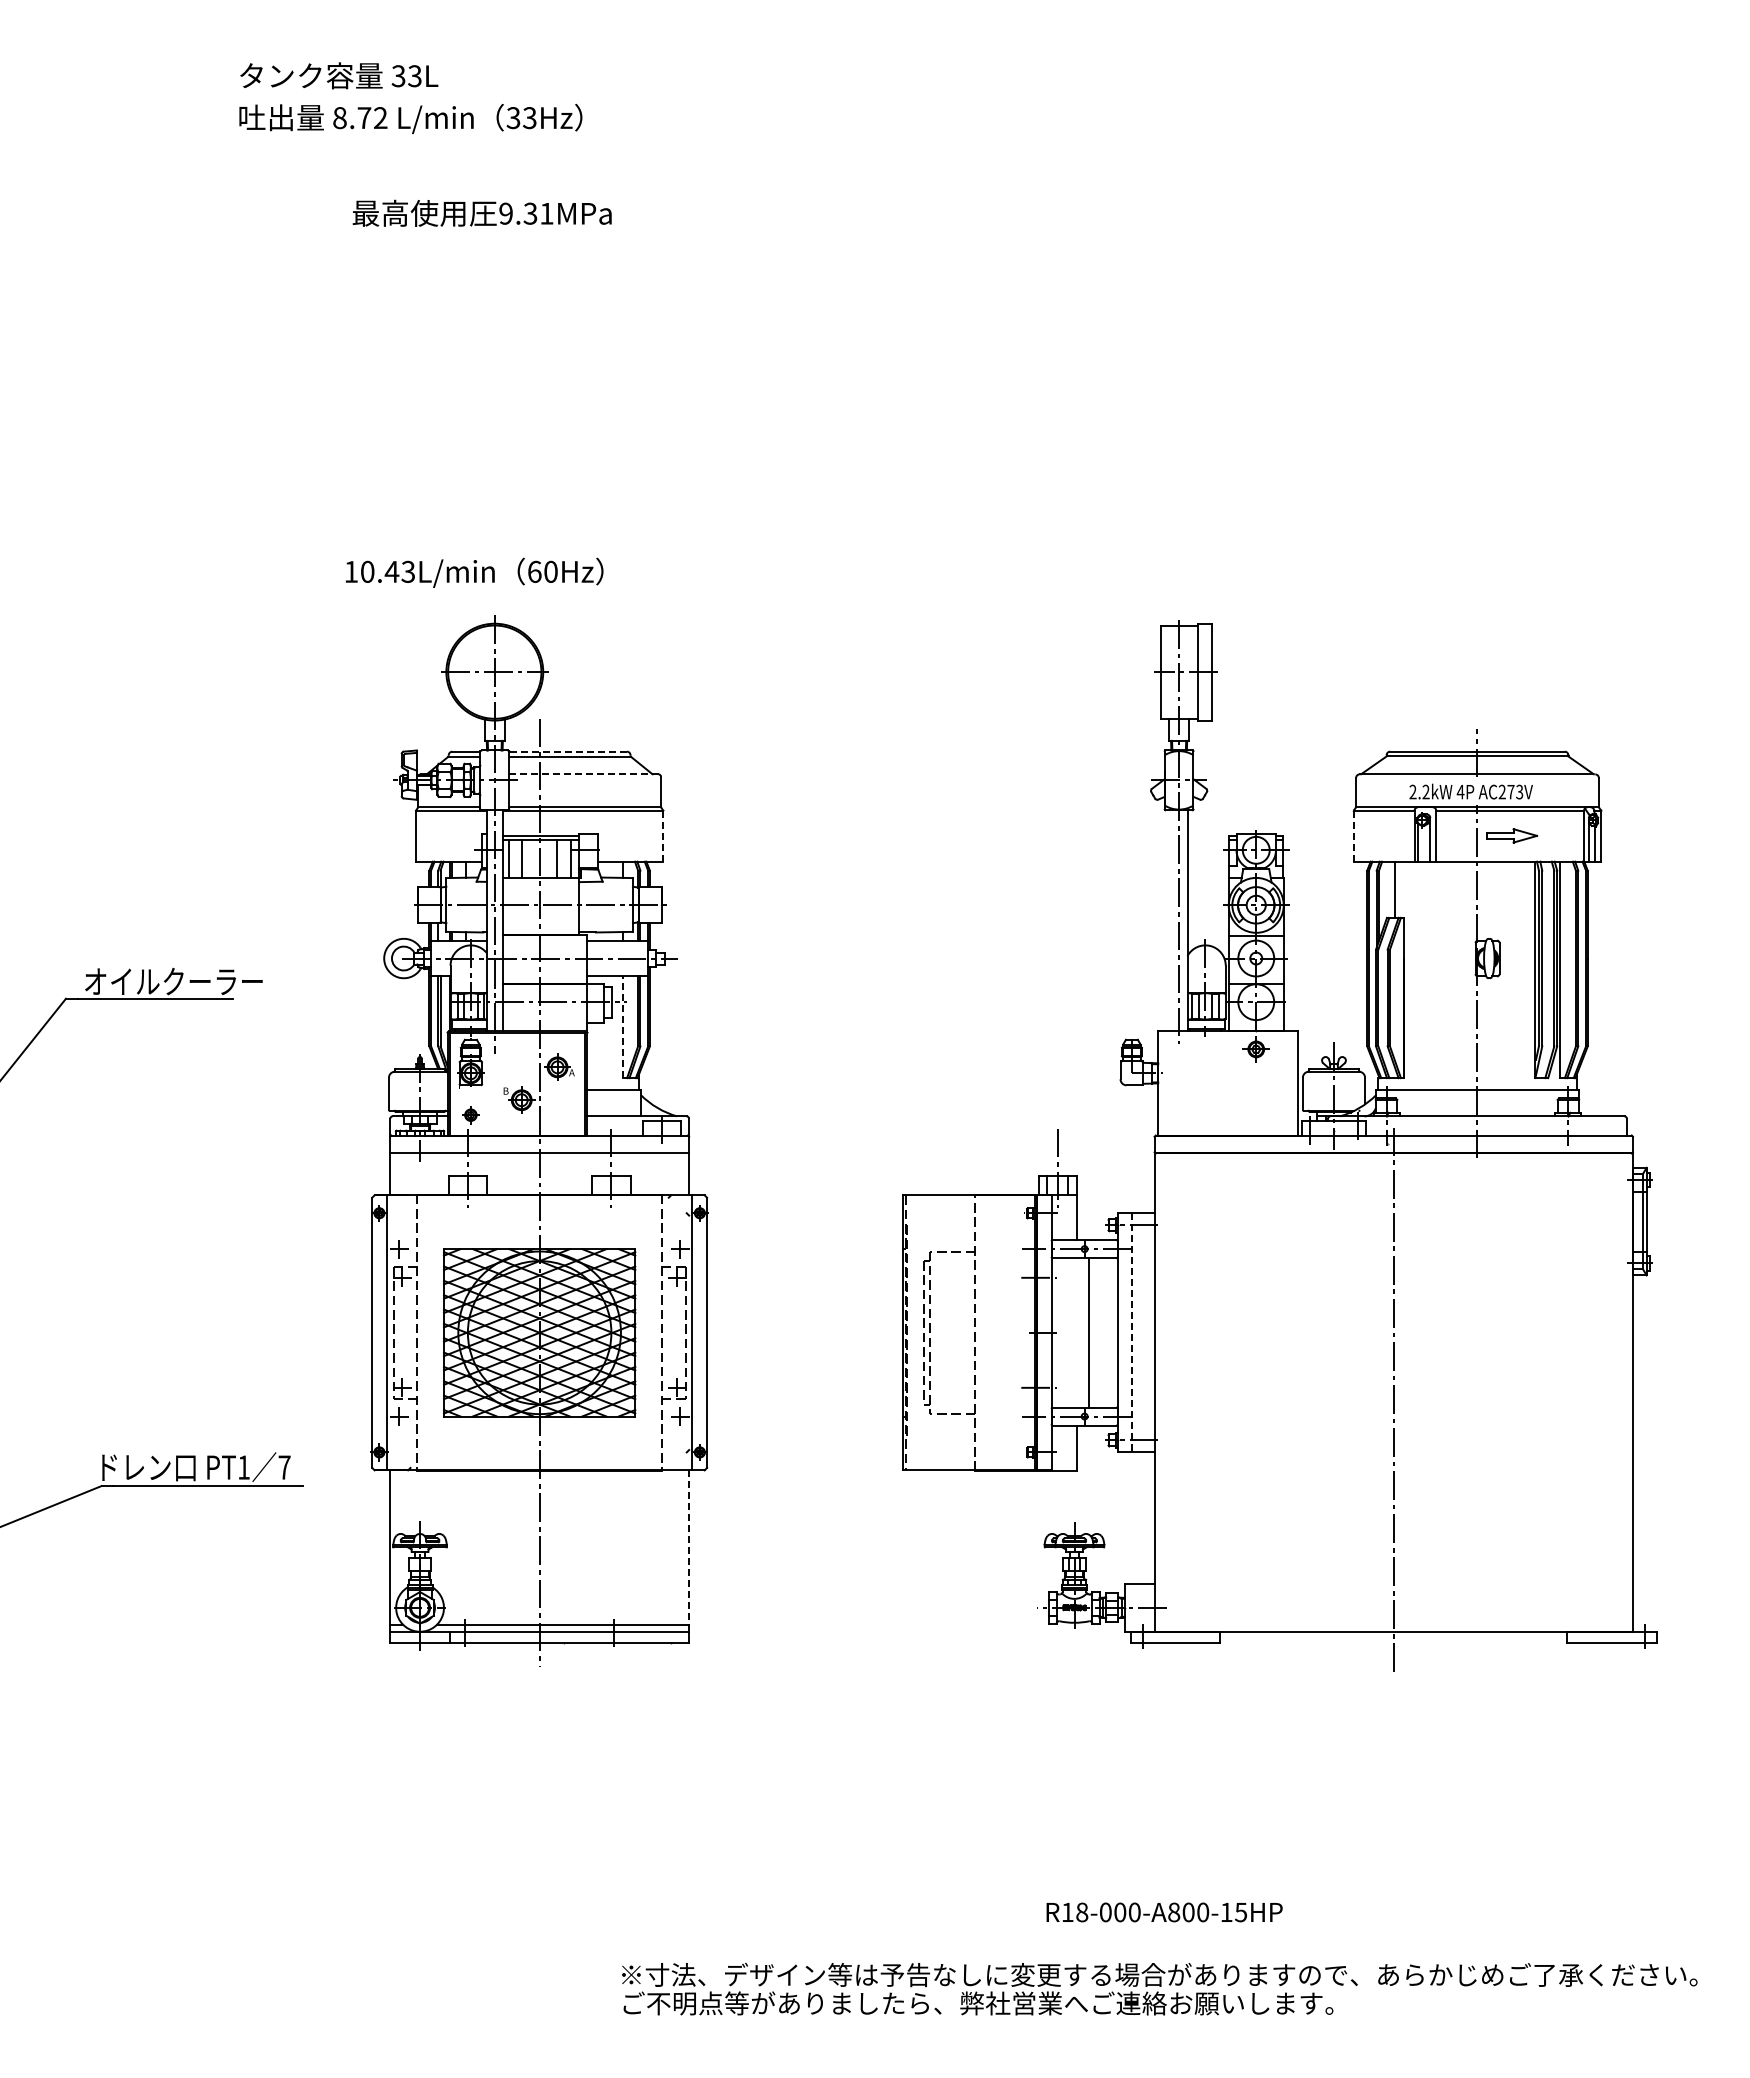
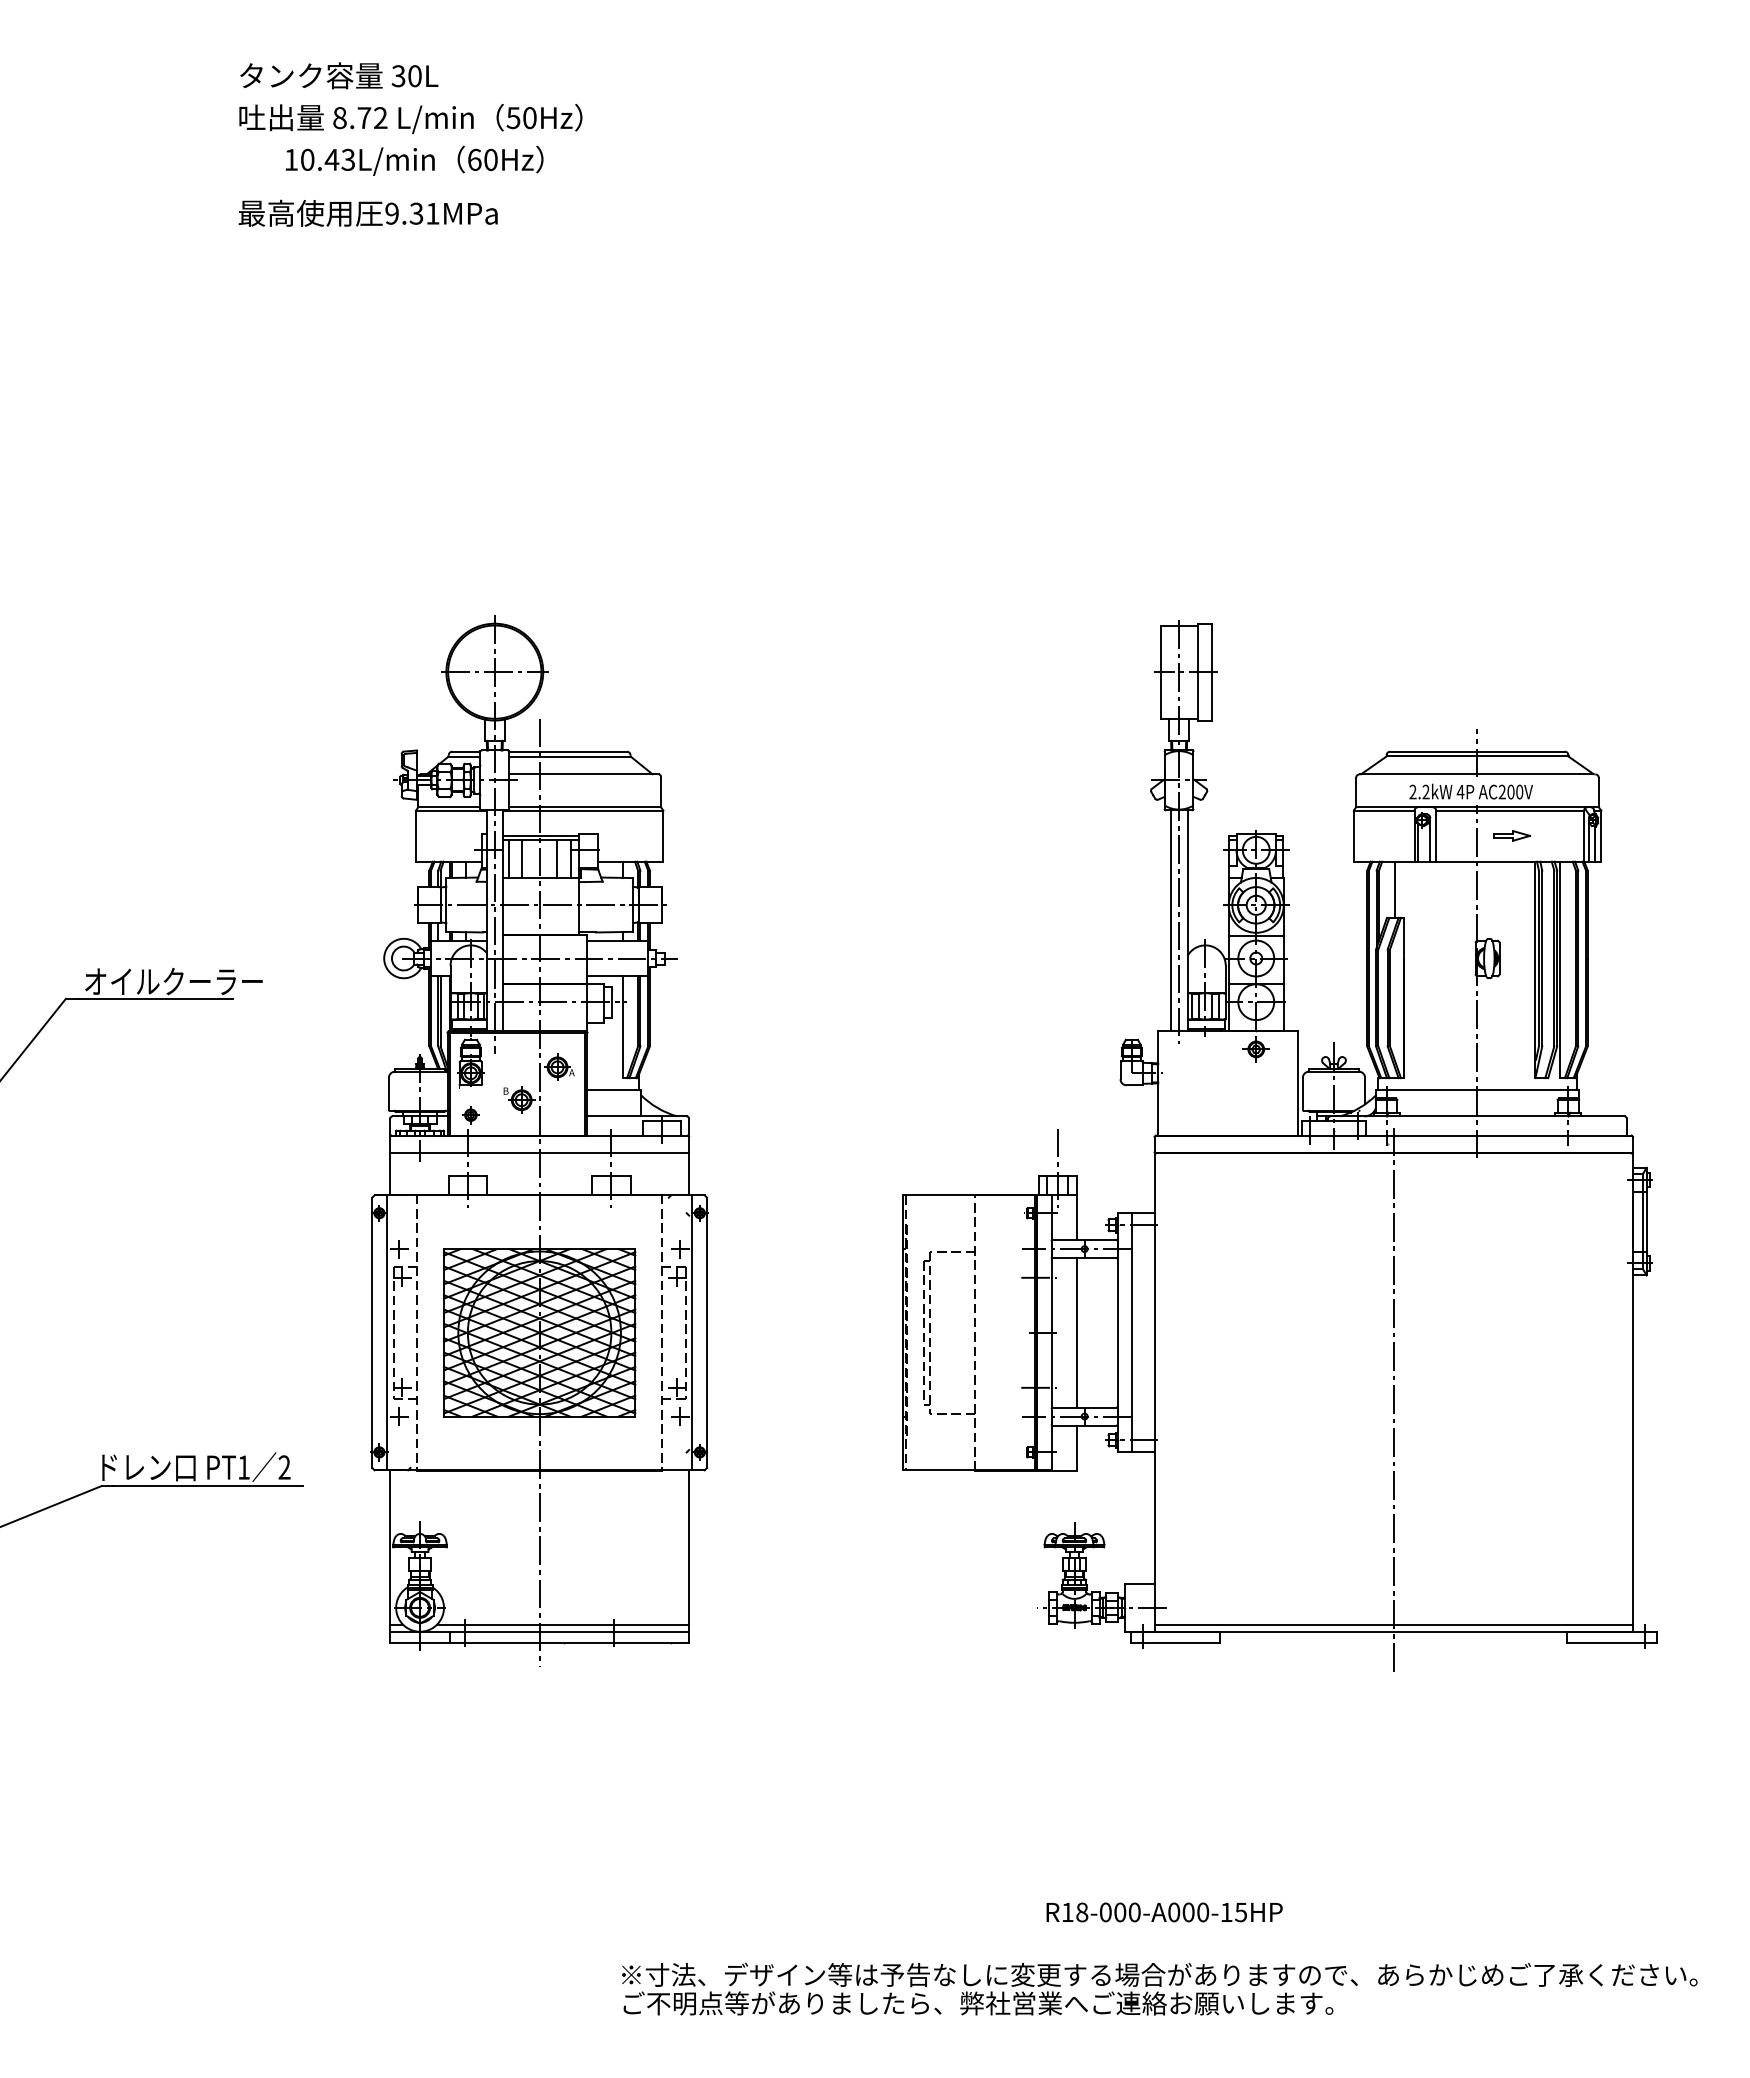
text: 33L -> 30L (414, 76)
text: 33Hz -> 50Hz (521, 118)
text position: (481, 212) -> (367, 212) (367, 212)
text position: (474, 572) -> (414, 160) (414, 160)
line: dashed -> solid (568, 751)
line: dashed -> solid (583, 774)
text: AC273V -> AC200V (1515, 791)
part size: 53x16 px -> 39x12 px (1512, 835)
line: dashed -> solid (663, 836)
line: dashed -> solid (1353, 836)
line: none -> present (1170, 920)
line: dashed -> solid (622, 1027)
line position: (1088, 1332) -> (1076, 1332) (1076, 1332)
line: dashed -> solid (1131, 1332)
text: 7 -> 2 (284, 1467)
line: dashed -> solid (689, 1551)
line: none -> present (1393, 1624)
text: R18-000-A800-15HP -> R18-000-A000-15HP (1174, 1912)
